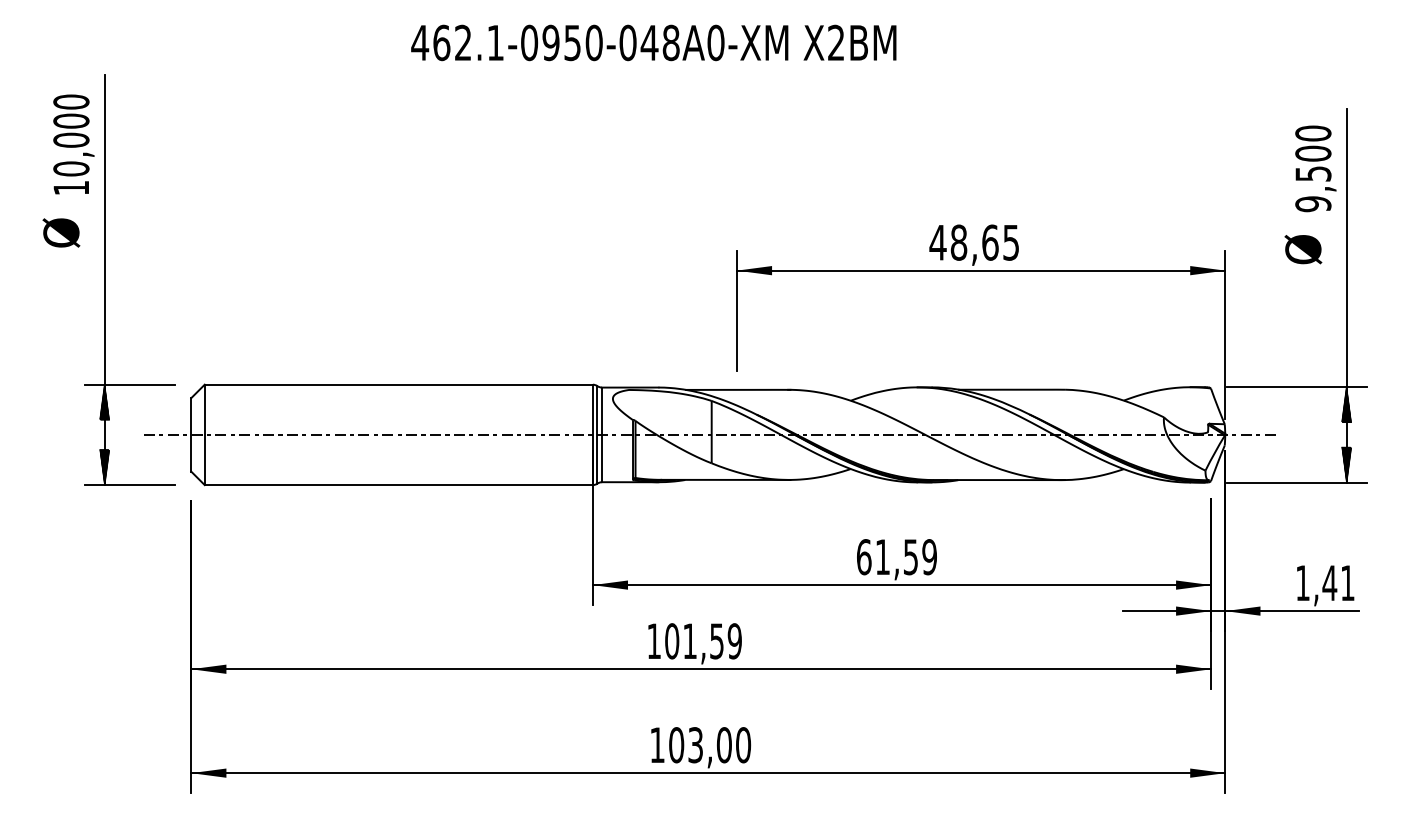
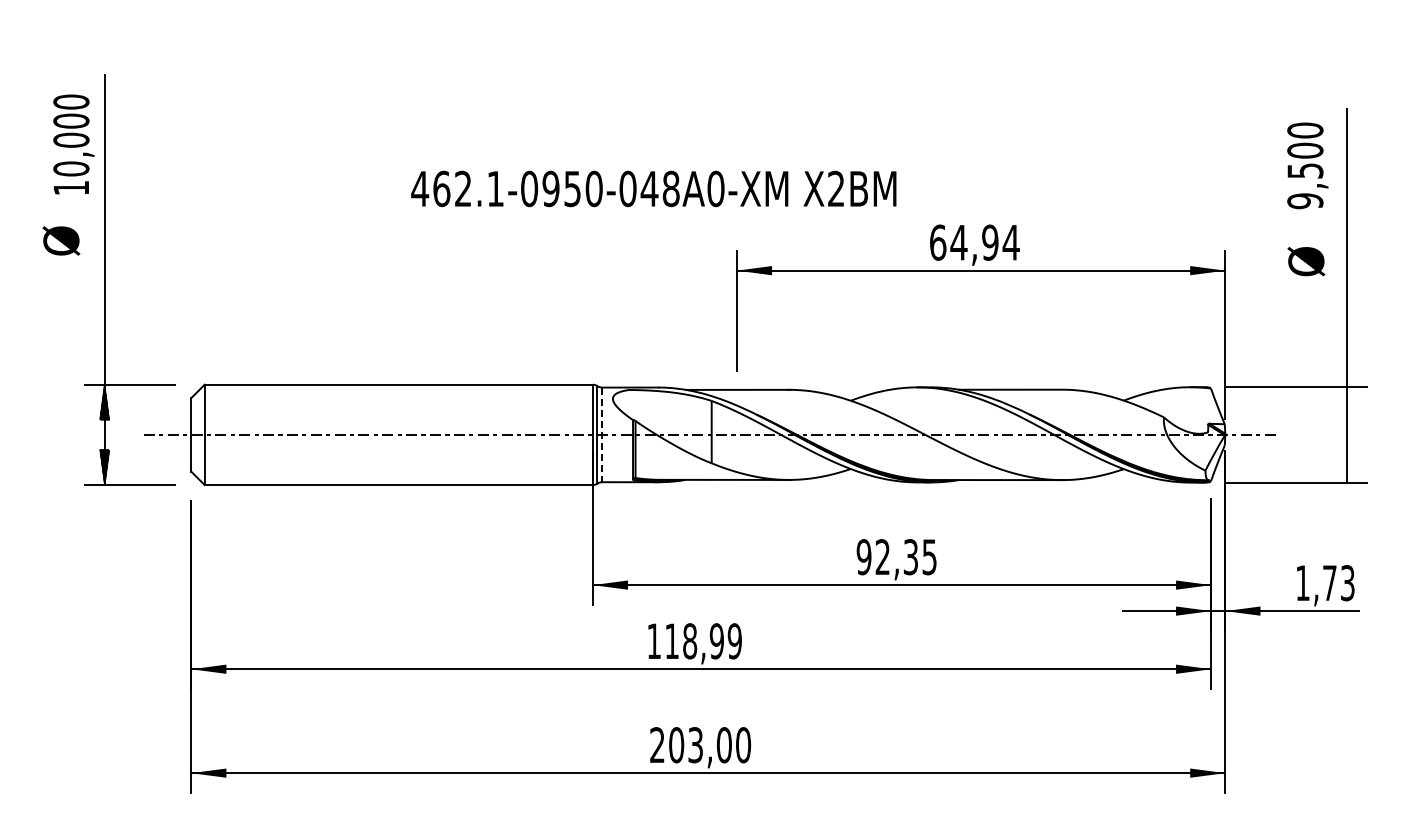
text position: (653, 42) -> (653, 188) (653, 188)
text position: (1315, 168) -> (1307, 165) (1307, 165)
text position: (61, 232) -> (61, 240) (61, 240)
text: 48,65 -> 64,94 (974, 242)
text position: (1303, 249) -> (1306, 261) (1306, 261)
hatch: present -> none (1346, 404)
line: solid -> dashed (602, 435)
hatch: present -> none (1346, 464)
text: 61,59 -> 92,35 (896, 557)
text: 1,41 -> 1,73 (1338, 583)
text: 101,59 -> 118,99 (694, 641)
text: 103,00 -> 203,00 (657, 744)
